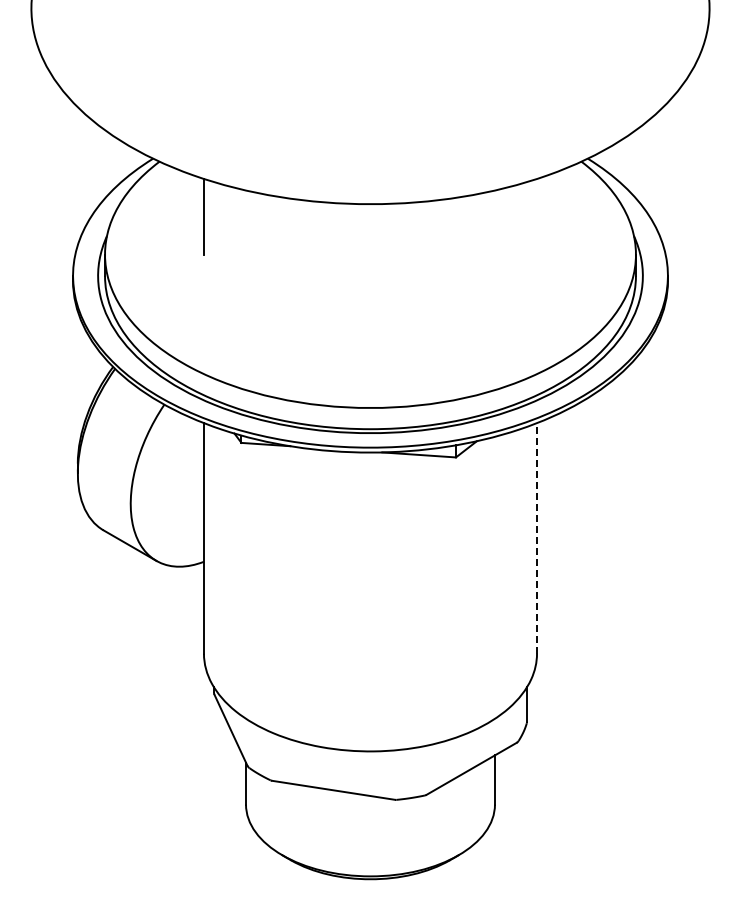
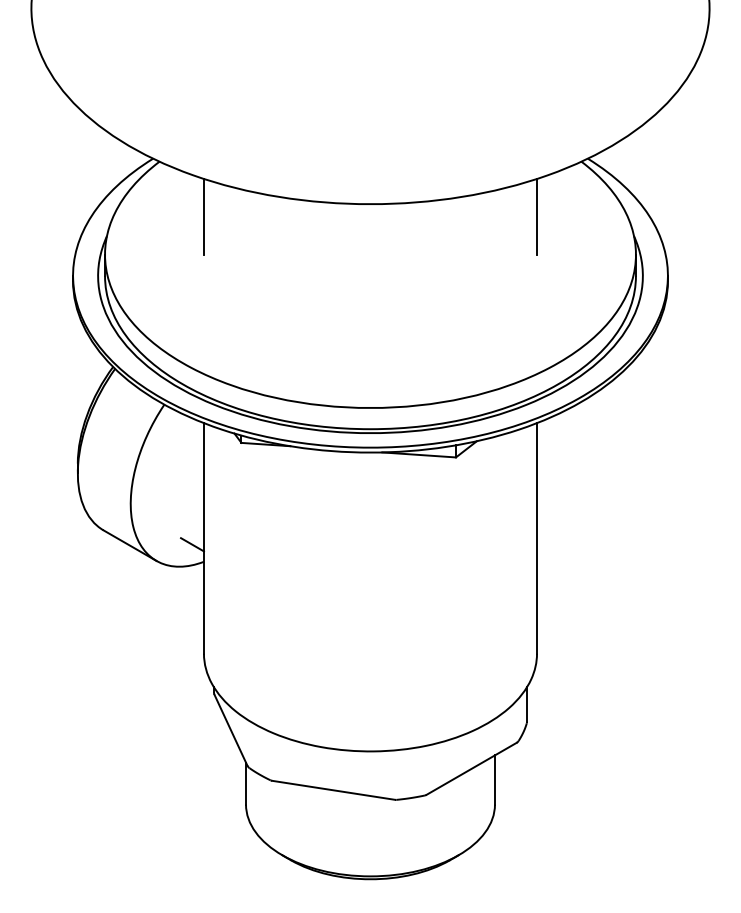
line: none -> present (537, 216)
line: dashed -> solid (537, 537)
line: none -> present (192, 544)
